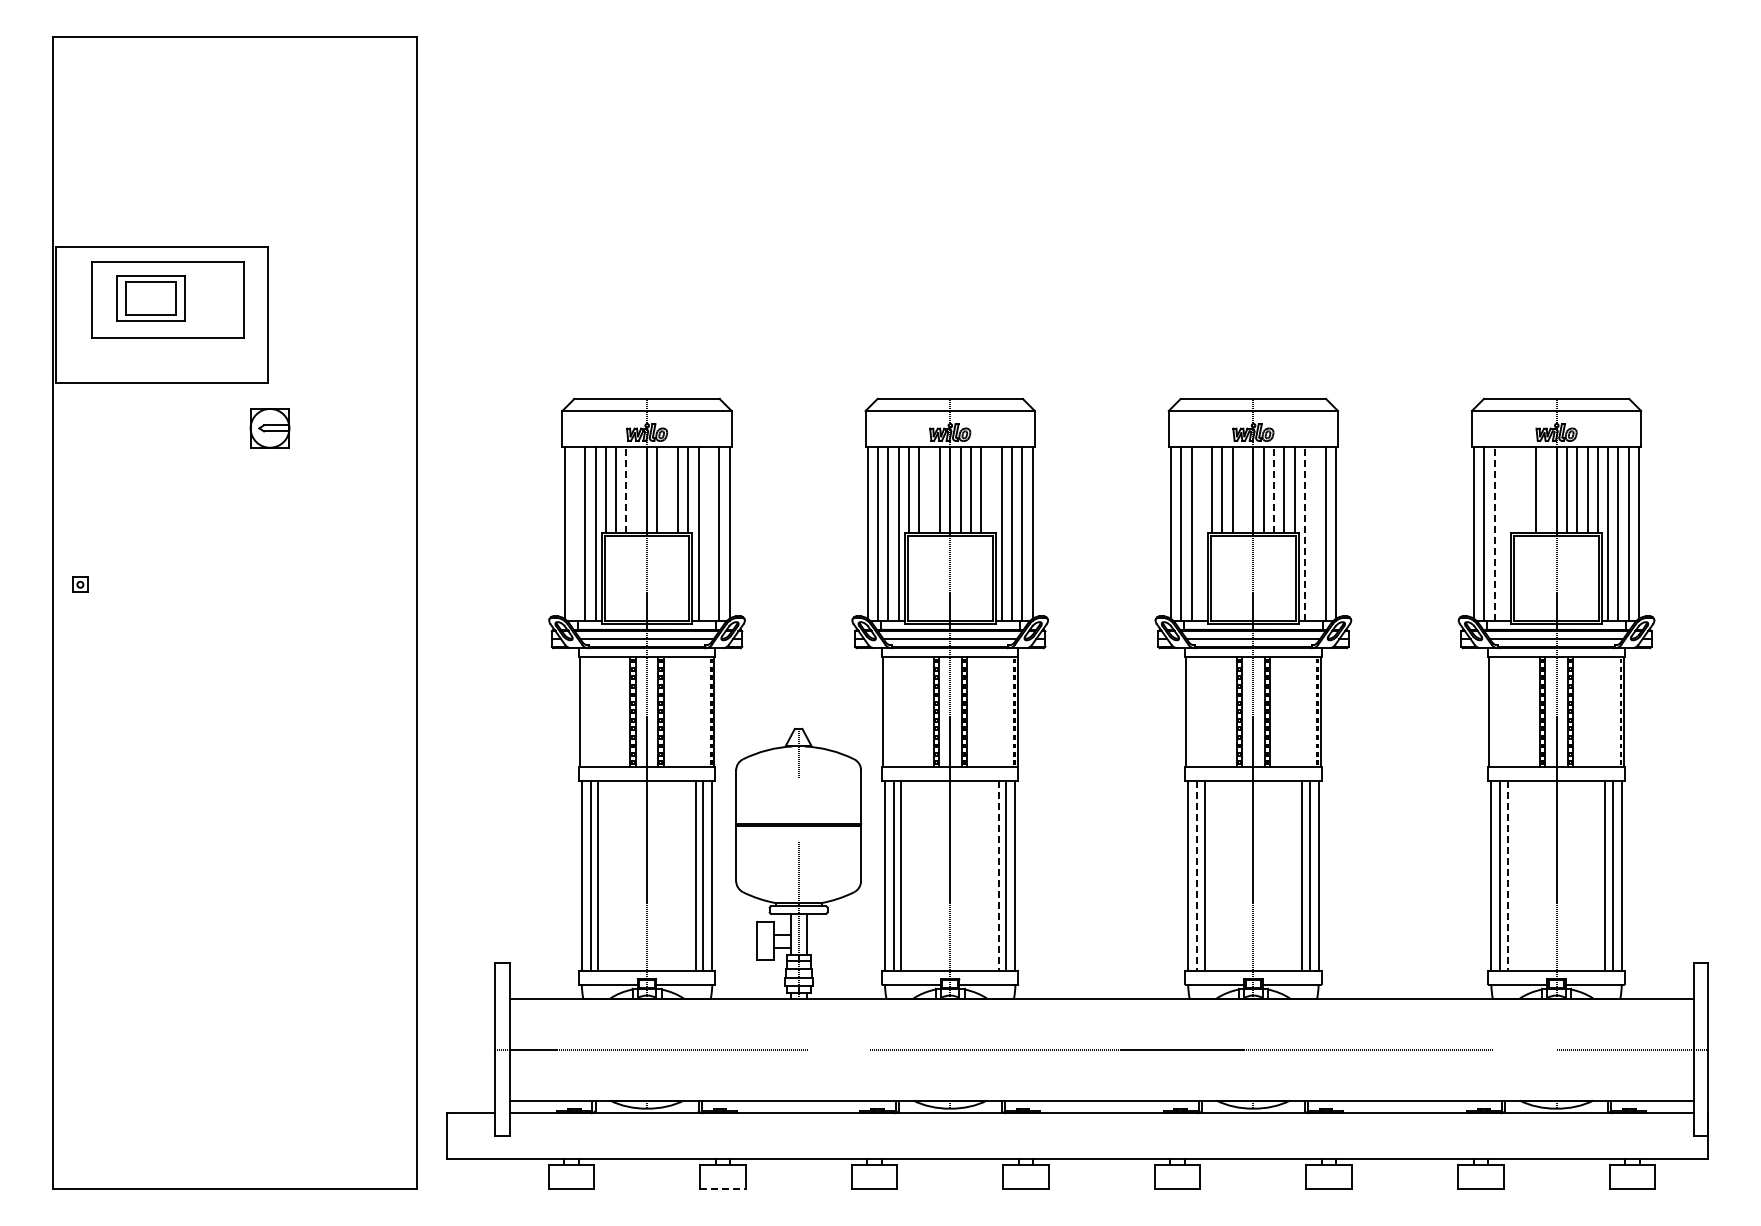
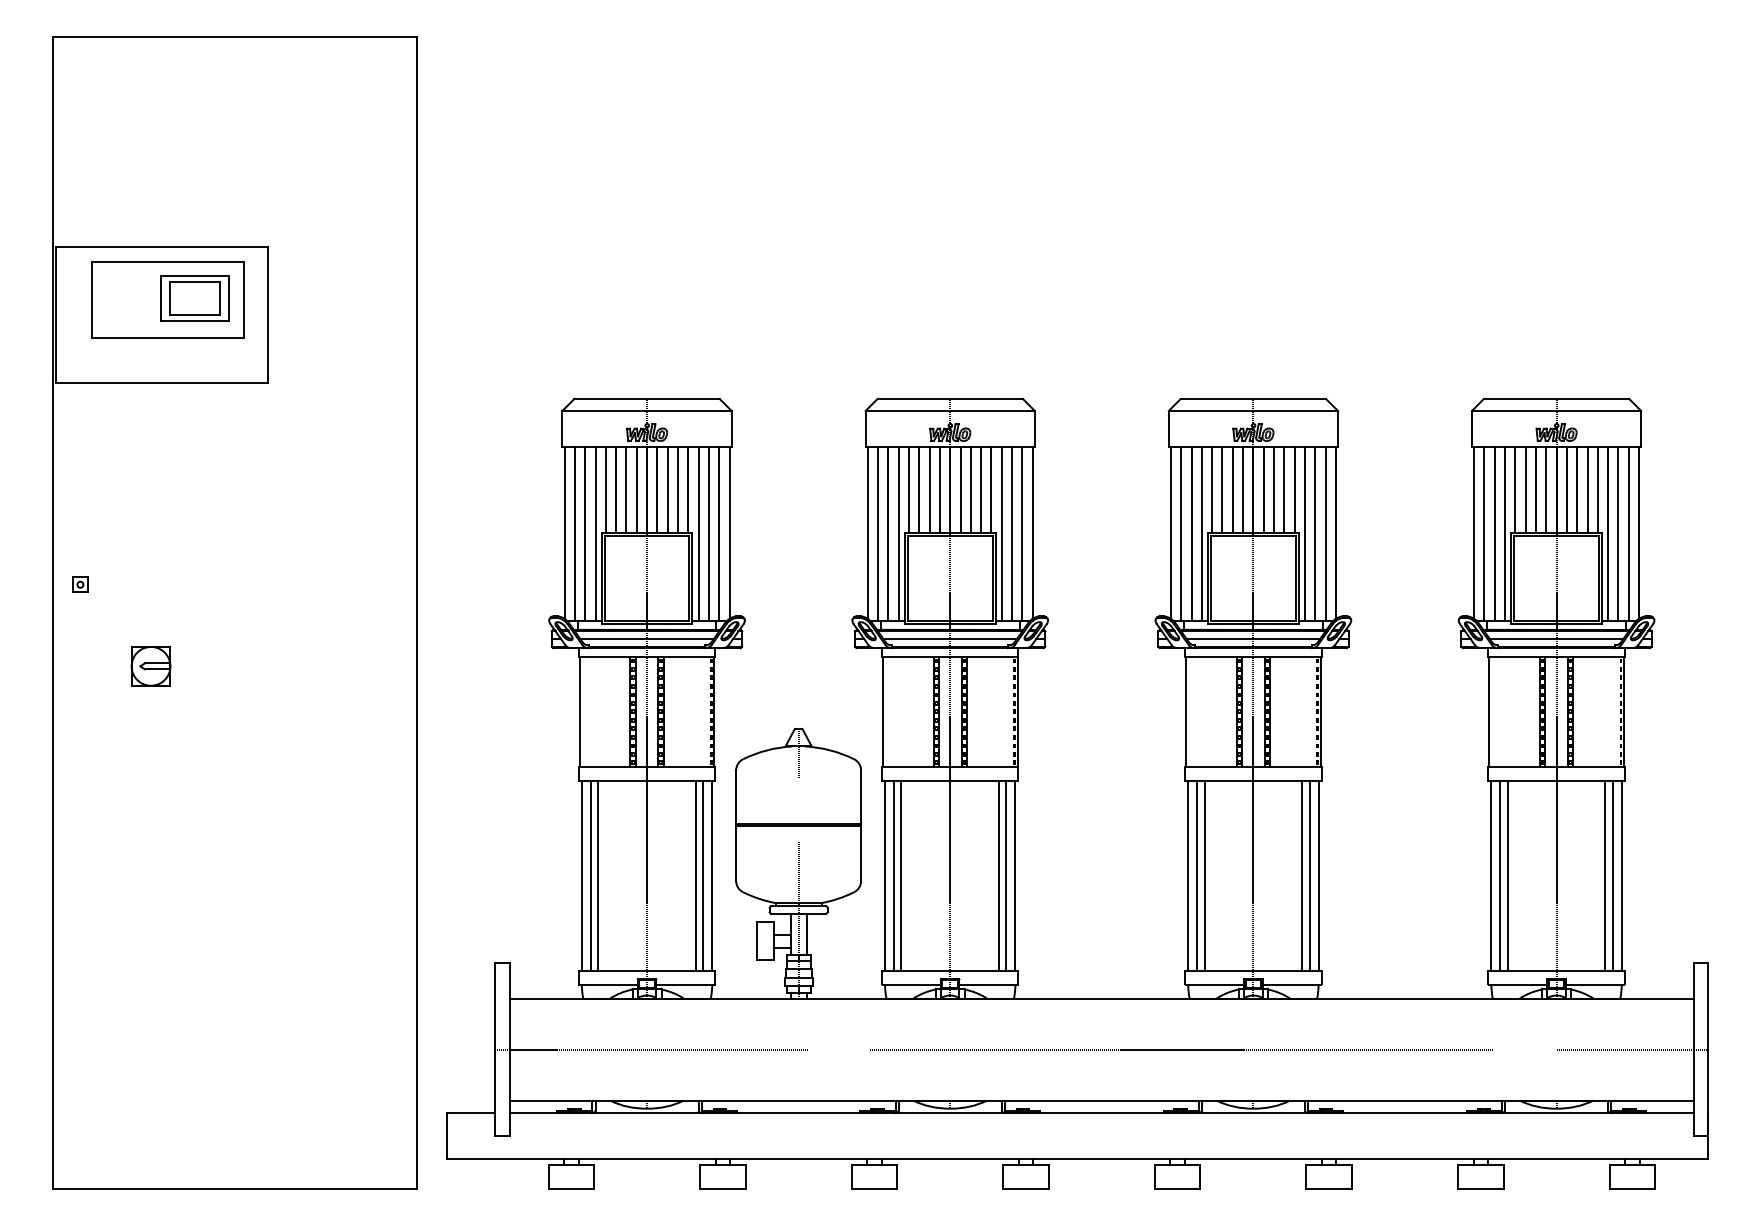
part position: (150, 298) -> (194, 298) (194, 298)
part position: (269, 428) -> (150, 666) (150, 666)
line: dashed -> solid (626, 489)
line: none -> present (636, 489)
line: none -> present (667, 489)
line: none -> present (929, 489)
line: none -> present (991, 489)
line: none -> present (1243, 489)
line: dashed -> solid (1274, 489)
line: none -> present (1515, 489)
line: none -> present (1525, 489)
line: none -> present (1546, 489)
line: none -> present (574, 533)
line: none -> present (708, 533)
line: none -> present (1201, 533)
line: dashed -> solid (1304, 533)
line: none -> present (1315, 533)
line: dashed -> solid (1494, 533)
line: none -> present (1505, 533)
line: dashed -> solid (999, 876)
line: dashed -> solid (1197, 876)
line: dashed -> solid (1507, 876)
line: dashed -> solid (722, 1189)
